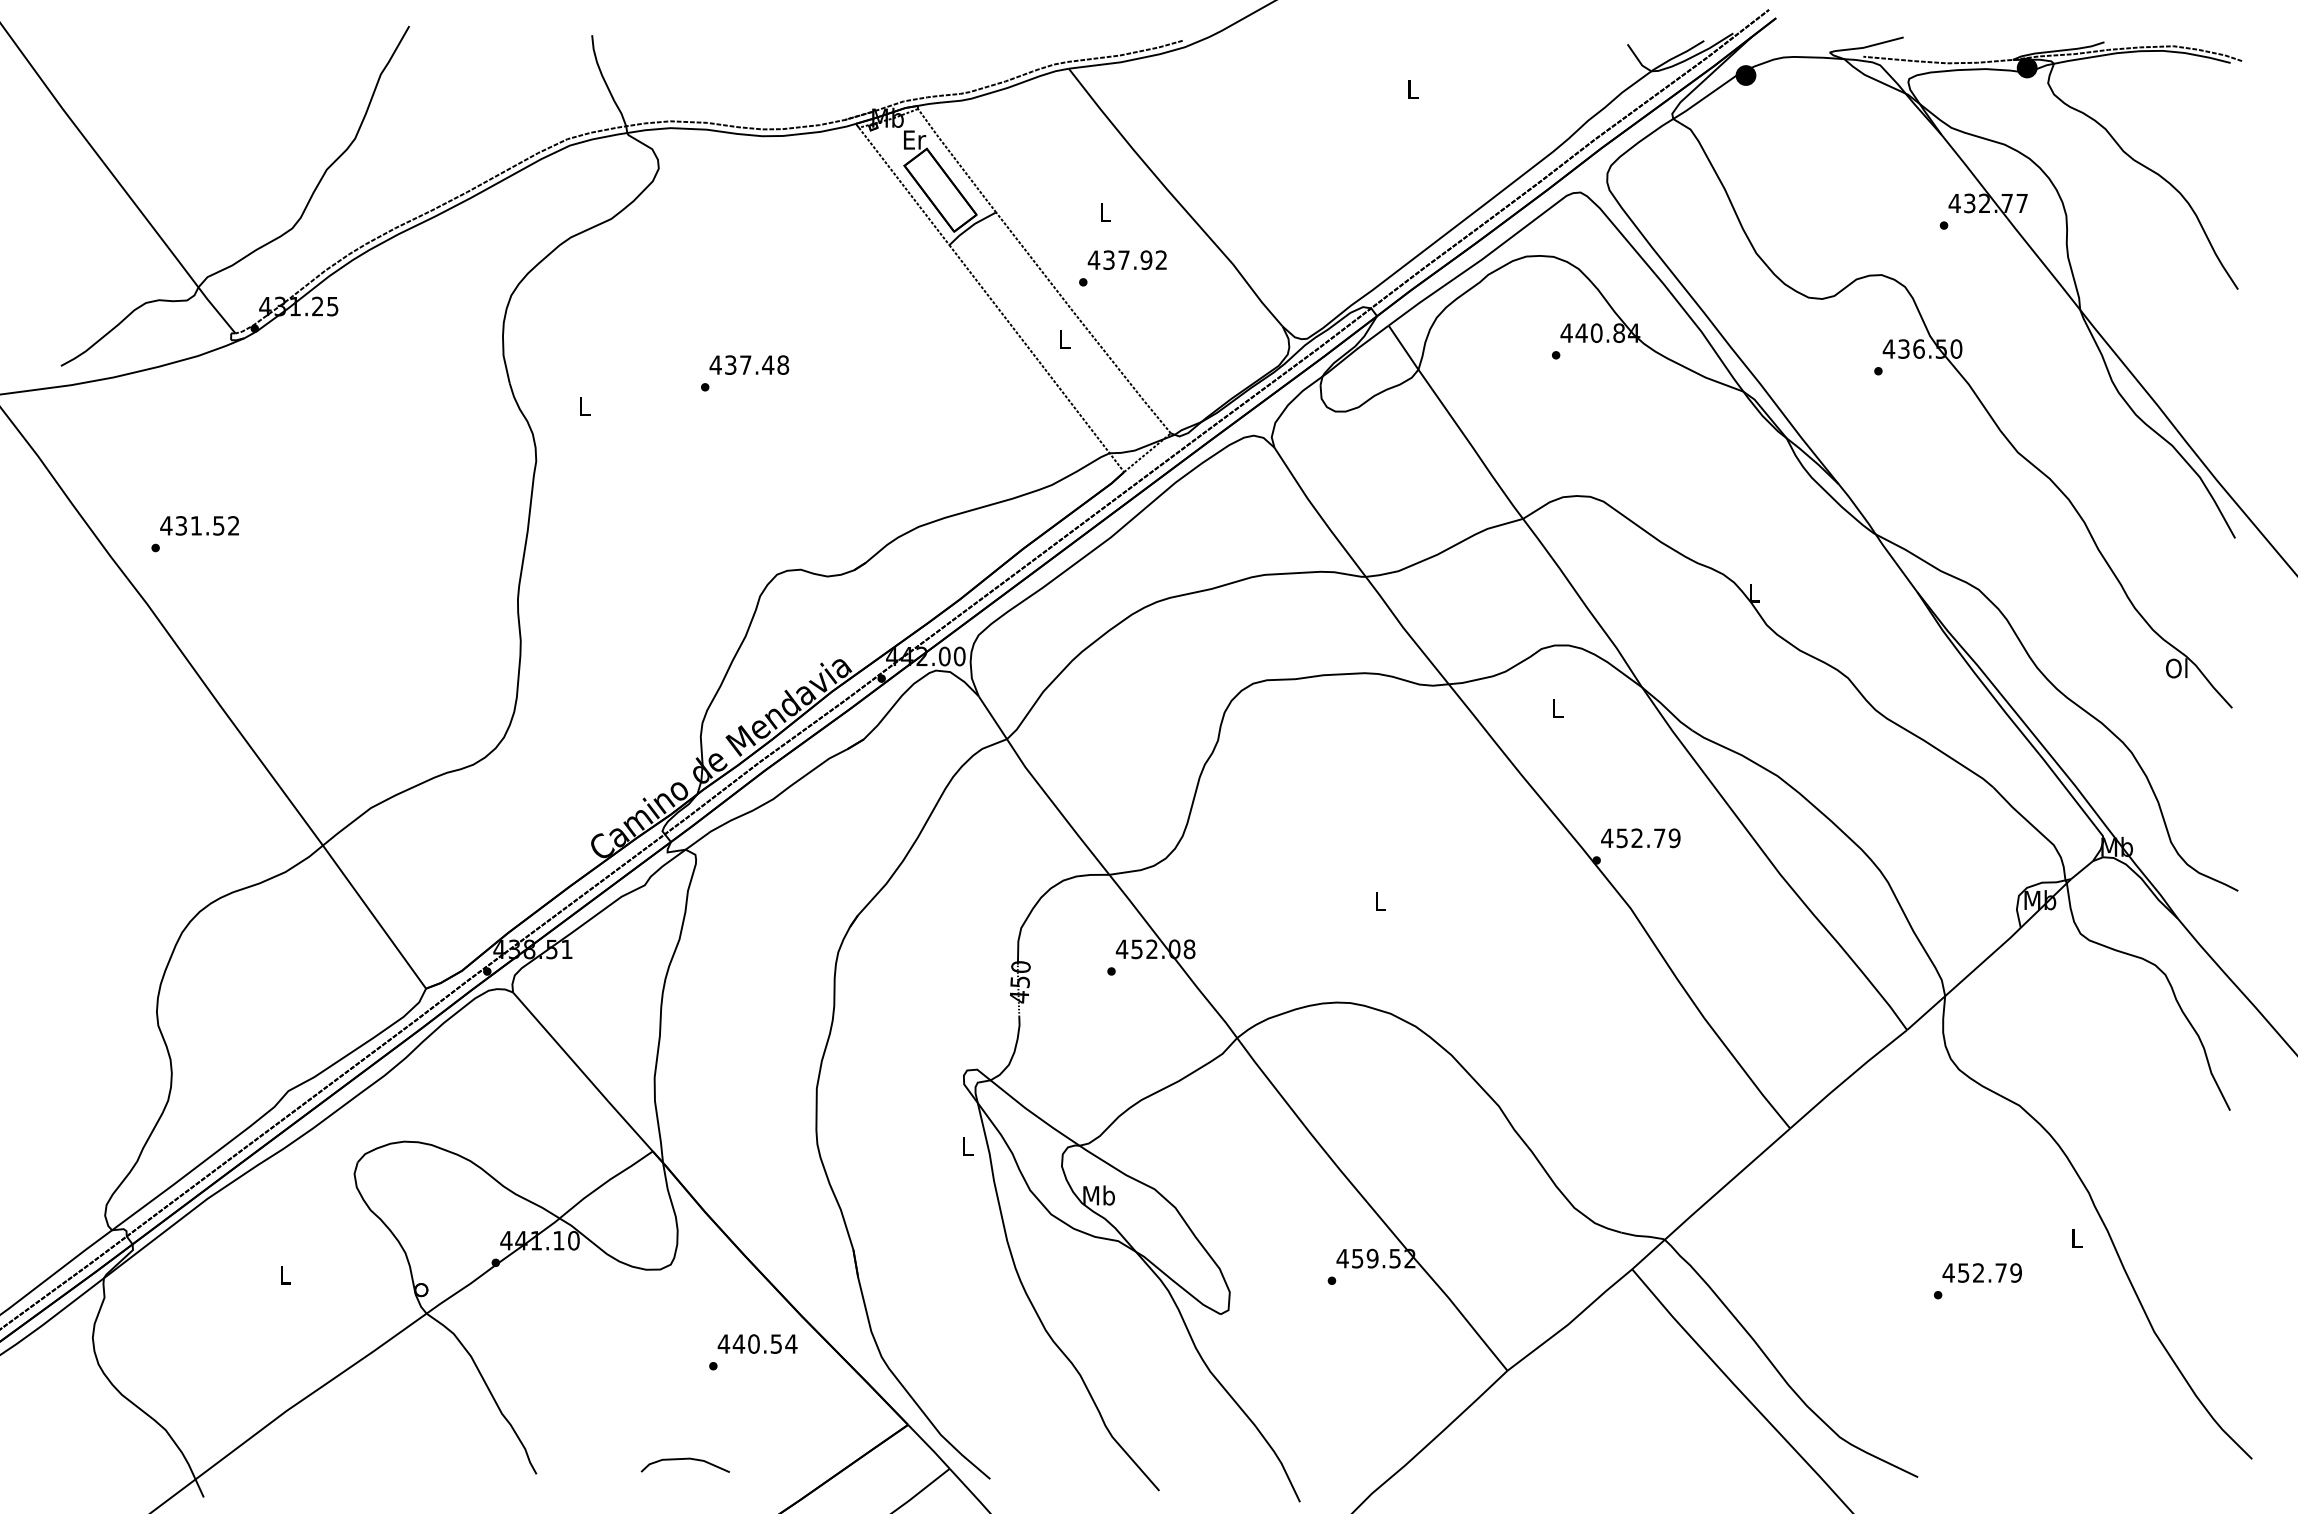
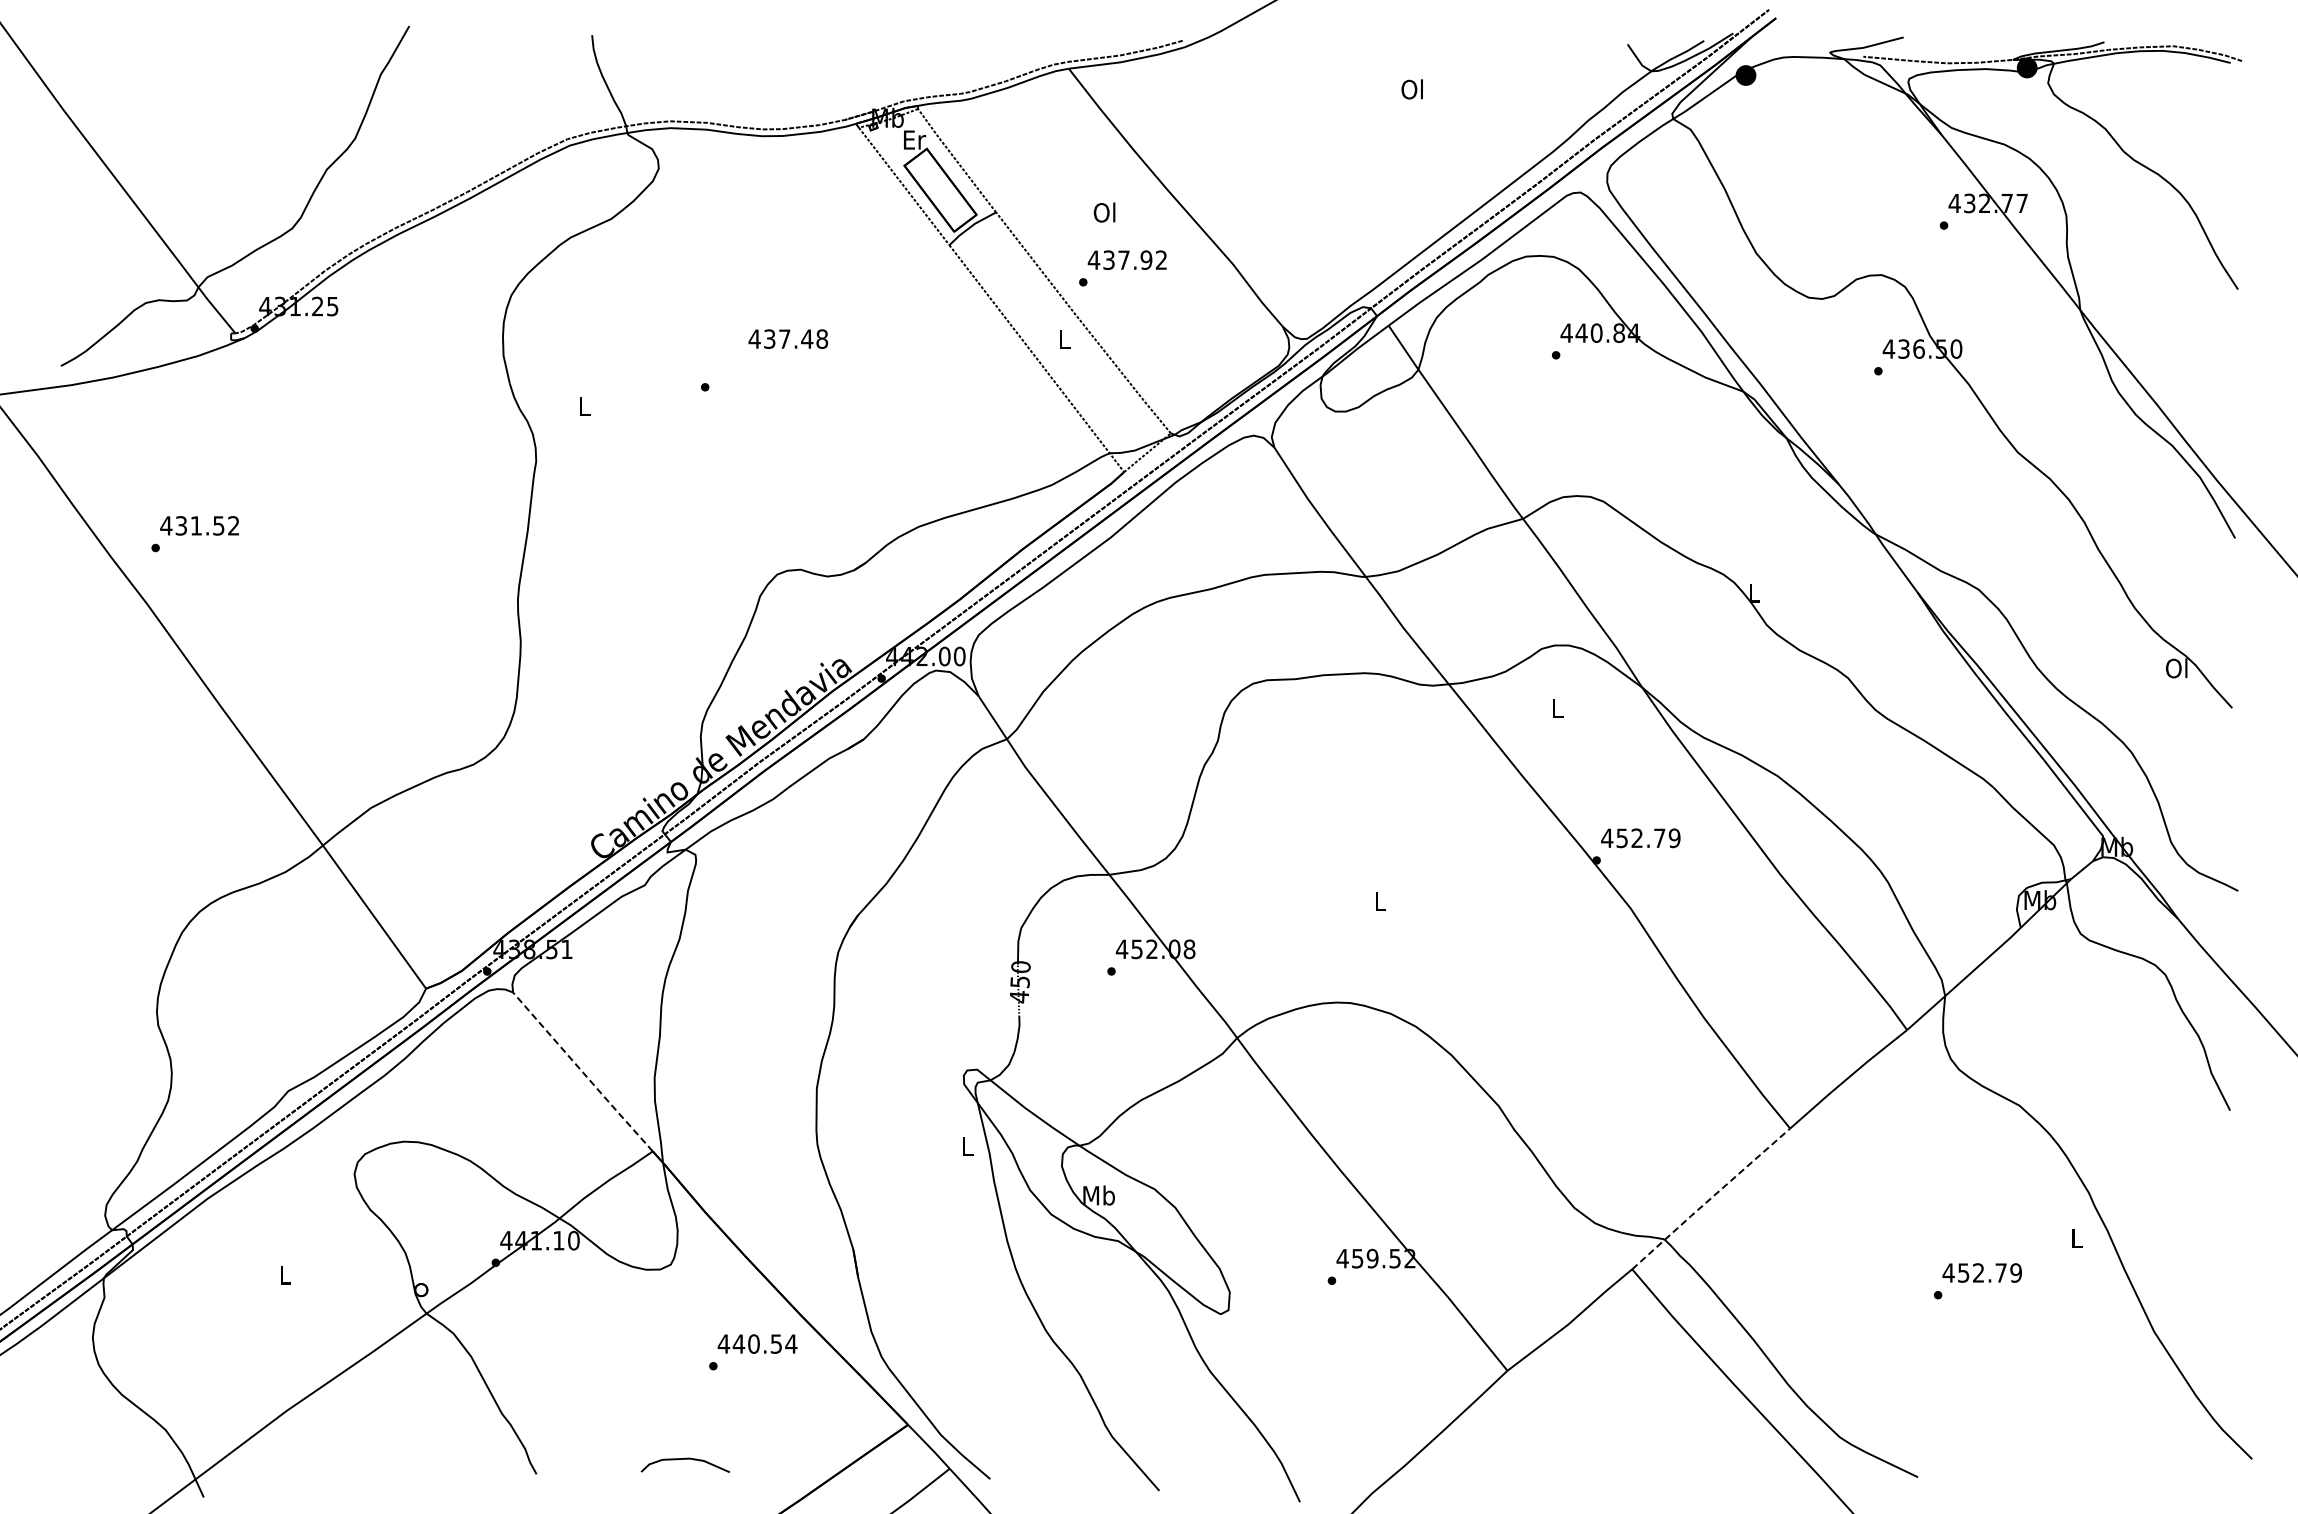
text: L -> Ol (1411, 89)
text: L -> Ol (1104, 212)
text position: (749, 364) -> (788, 338) (788, 338)
line: solid -> dashed (583, 1072)
line: solid -> dashed (1710, 1198)
